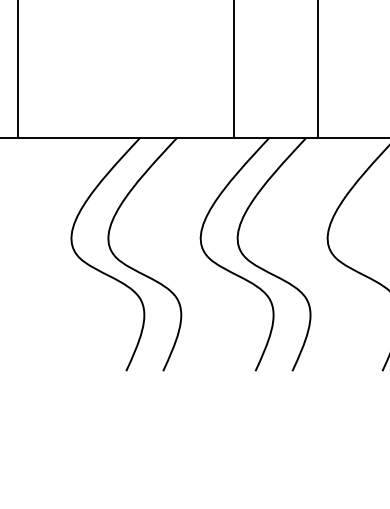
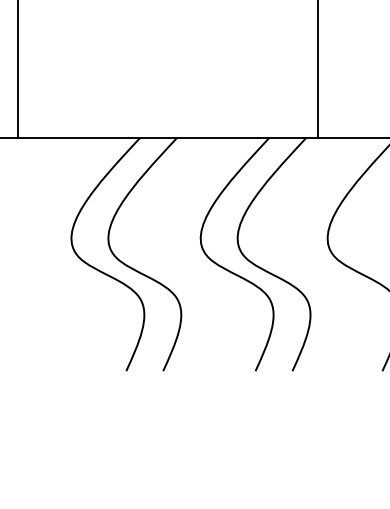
line: present -> none (234, 69)
